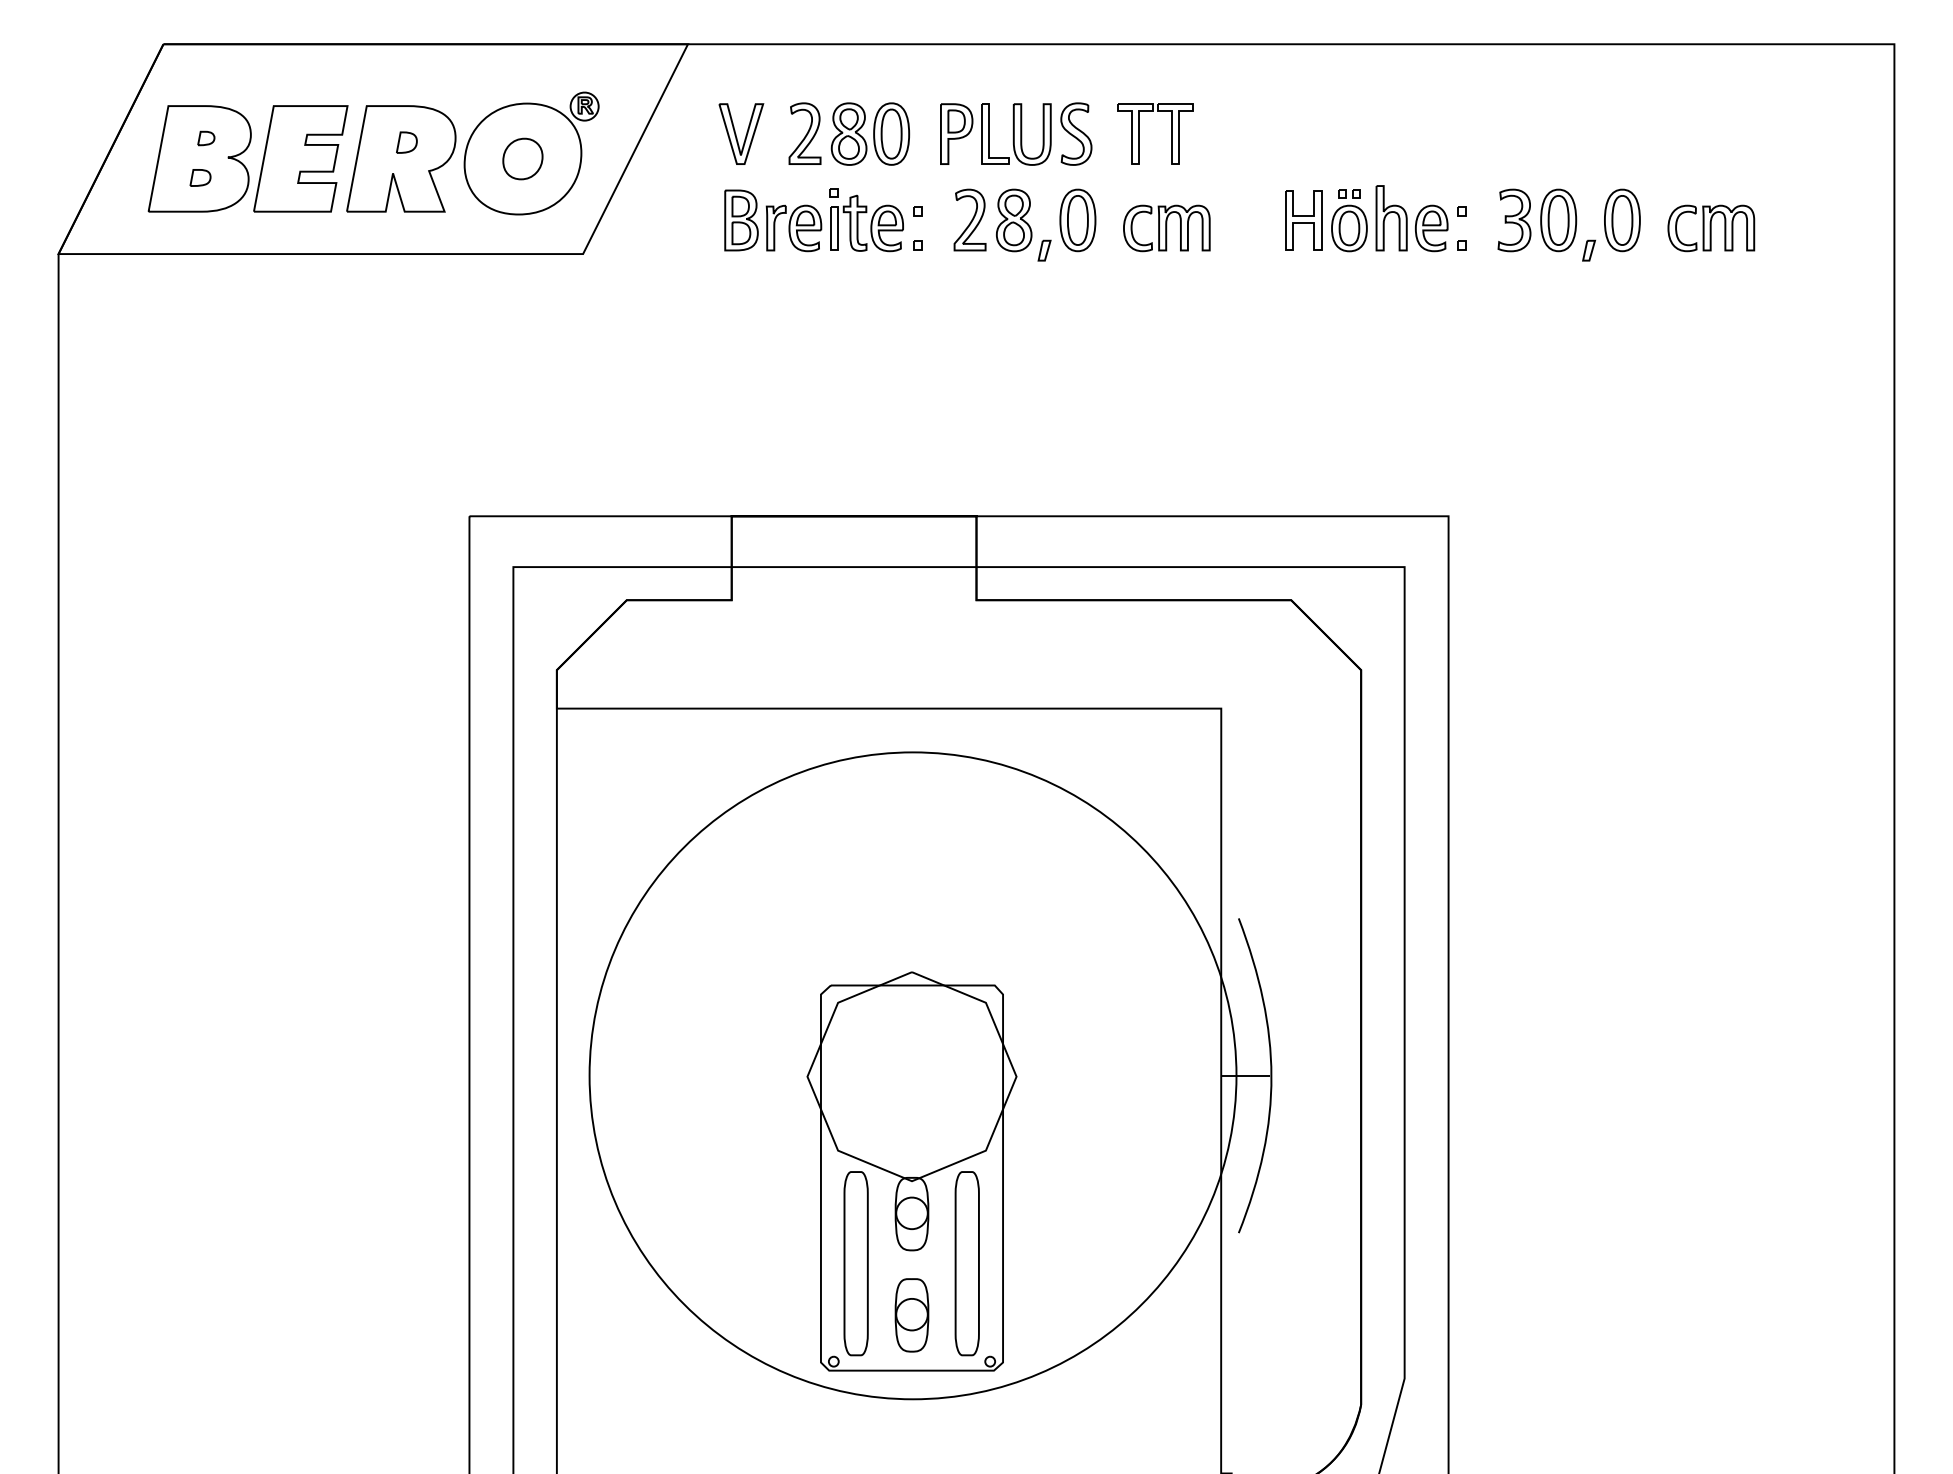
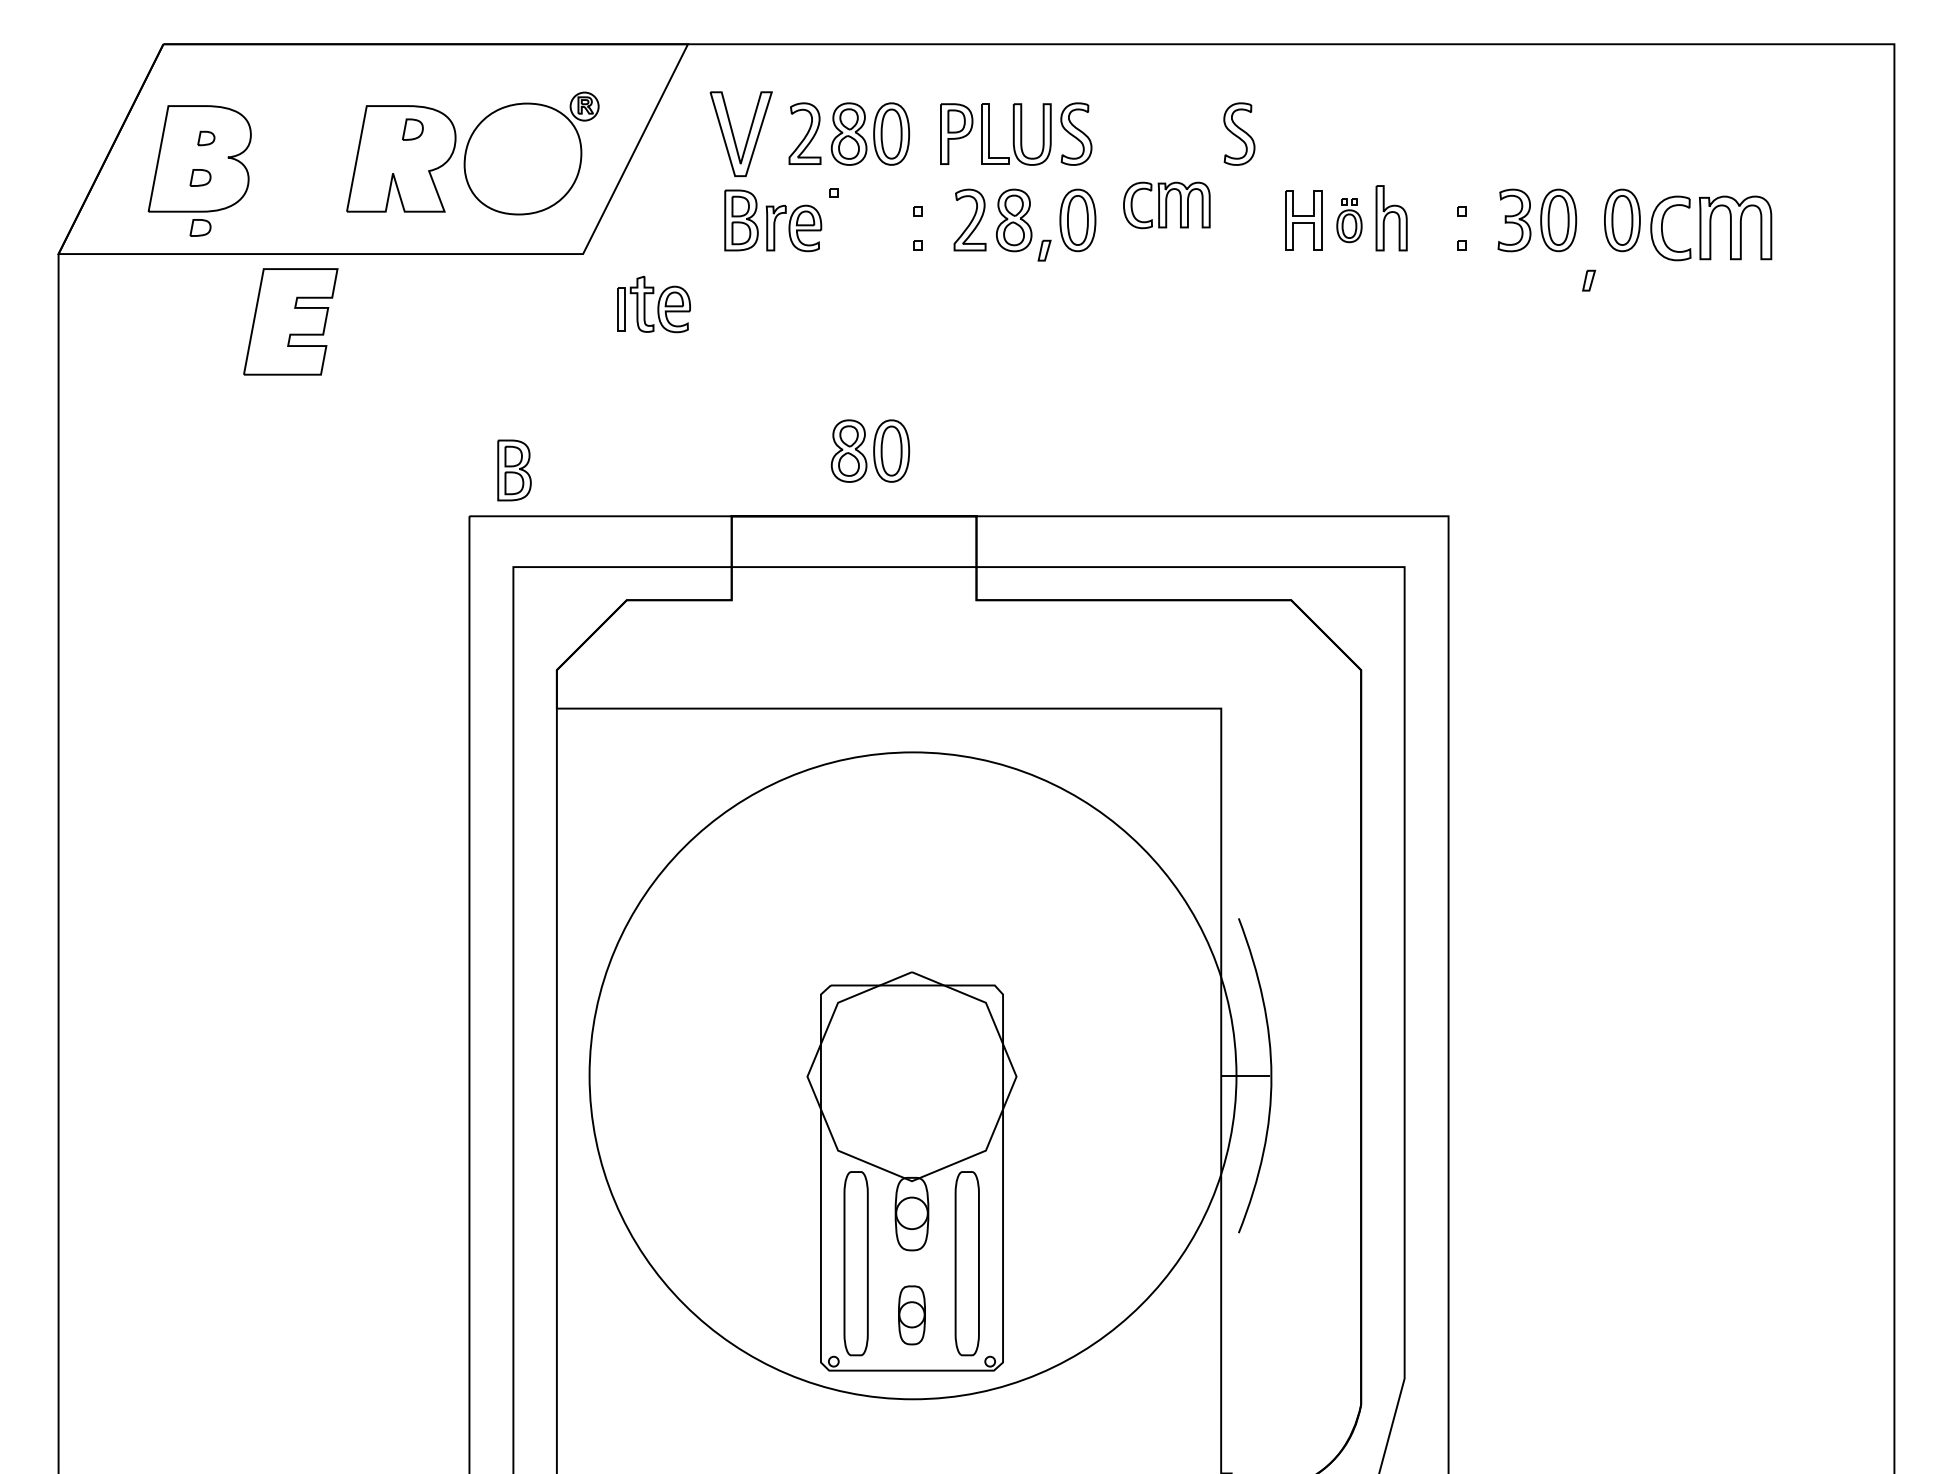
part size: 47x62 px -> 64x86 px (740, 133)
part: present -> none (1139, 133)
part: none -> present (1239, 133)
part position: (406, 142) -> (412, 129) (412, 129)
part position: (300, 158) -> (290, 321) (290, 321)
part: present -> none (522, 158)
part size: 37x64 px -> 27x46 px (1349, 220)
part position: (866, 223) -> (653, 304) (653, 304)
part: none -> present (200, 227)
part position: (1166, 228) -> (1166, 205) (1166, 205)
part: present -> none (1431, 228)
part size: 89x49 px -> 123x67 px (1711, 228)
part position: (1588, 250) -> (1588, 280) (1588, 280)
part: none -> present (870, 450)
part: none -> present (514, 470)
part size: 36x75 px -> 28x61 px (911, 1315)
